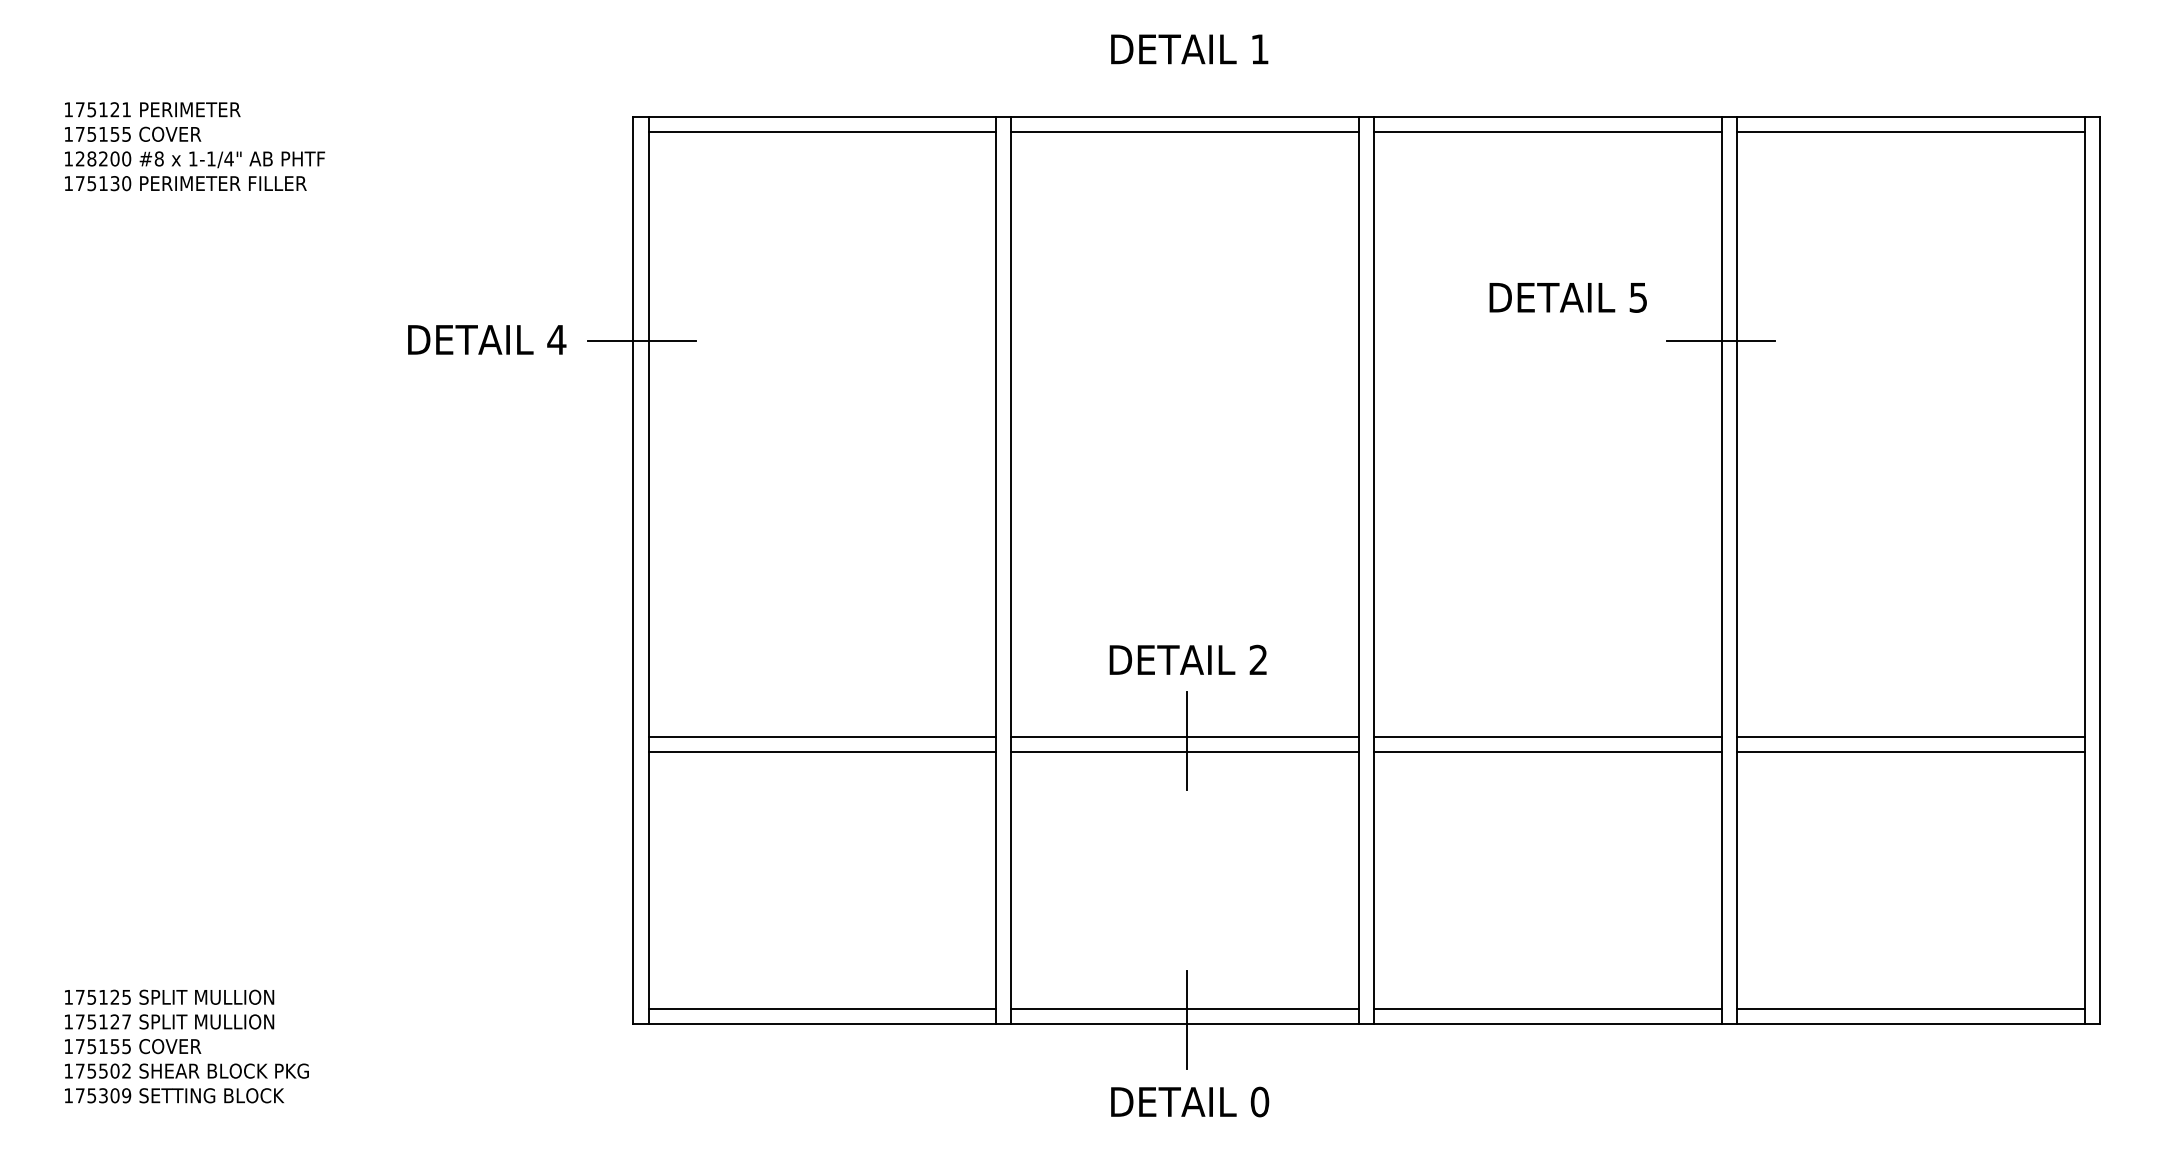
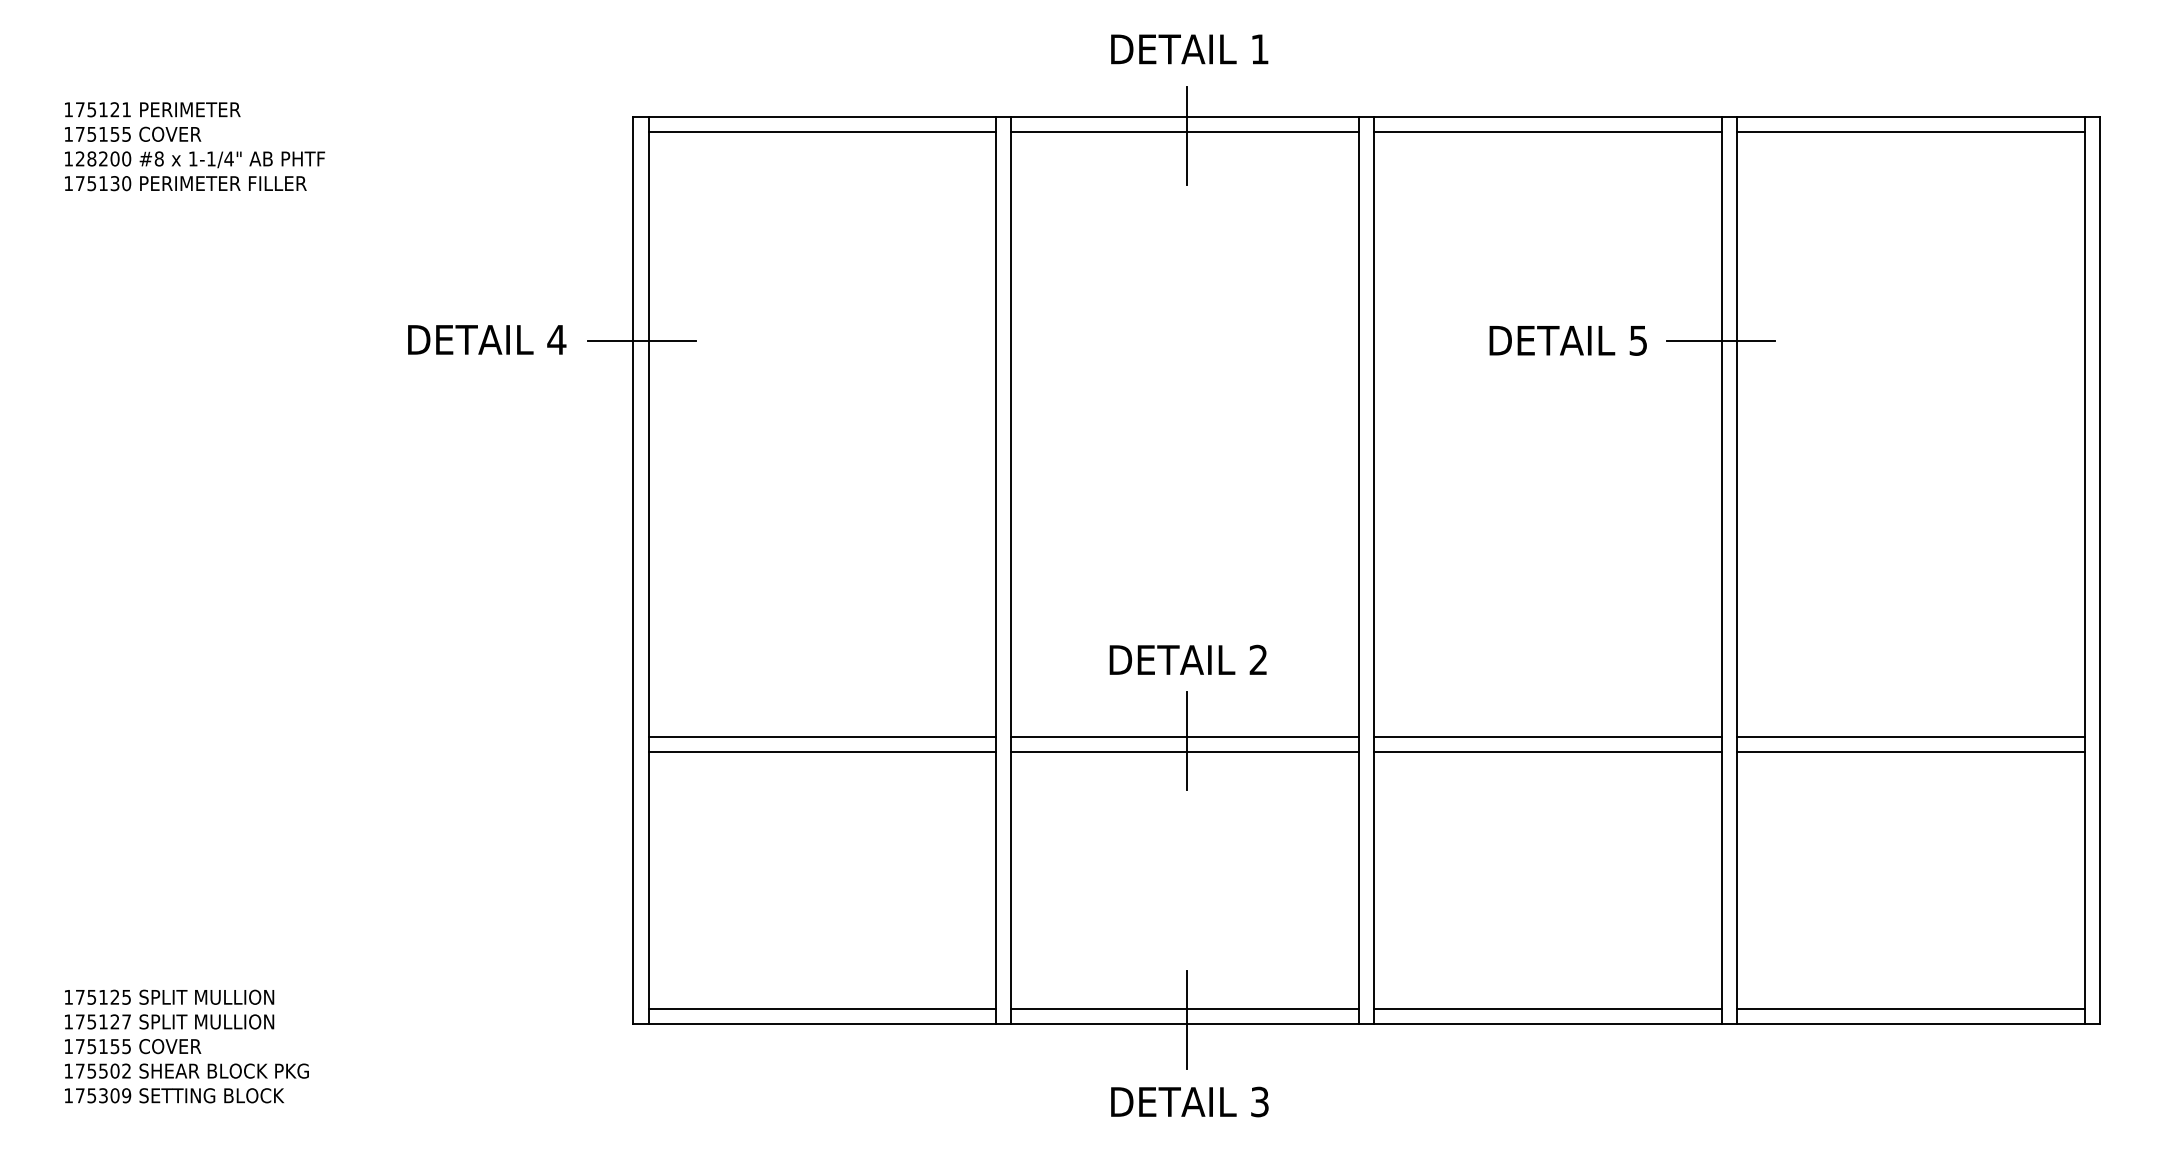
line: none -> present (1187, 135)
text position: (1567, 297) -> (1567, 340) (1567, 340)
text: 0 -> 3 (1259, 1101)
